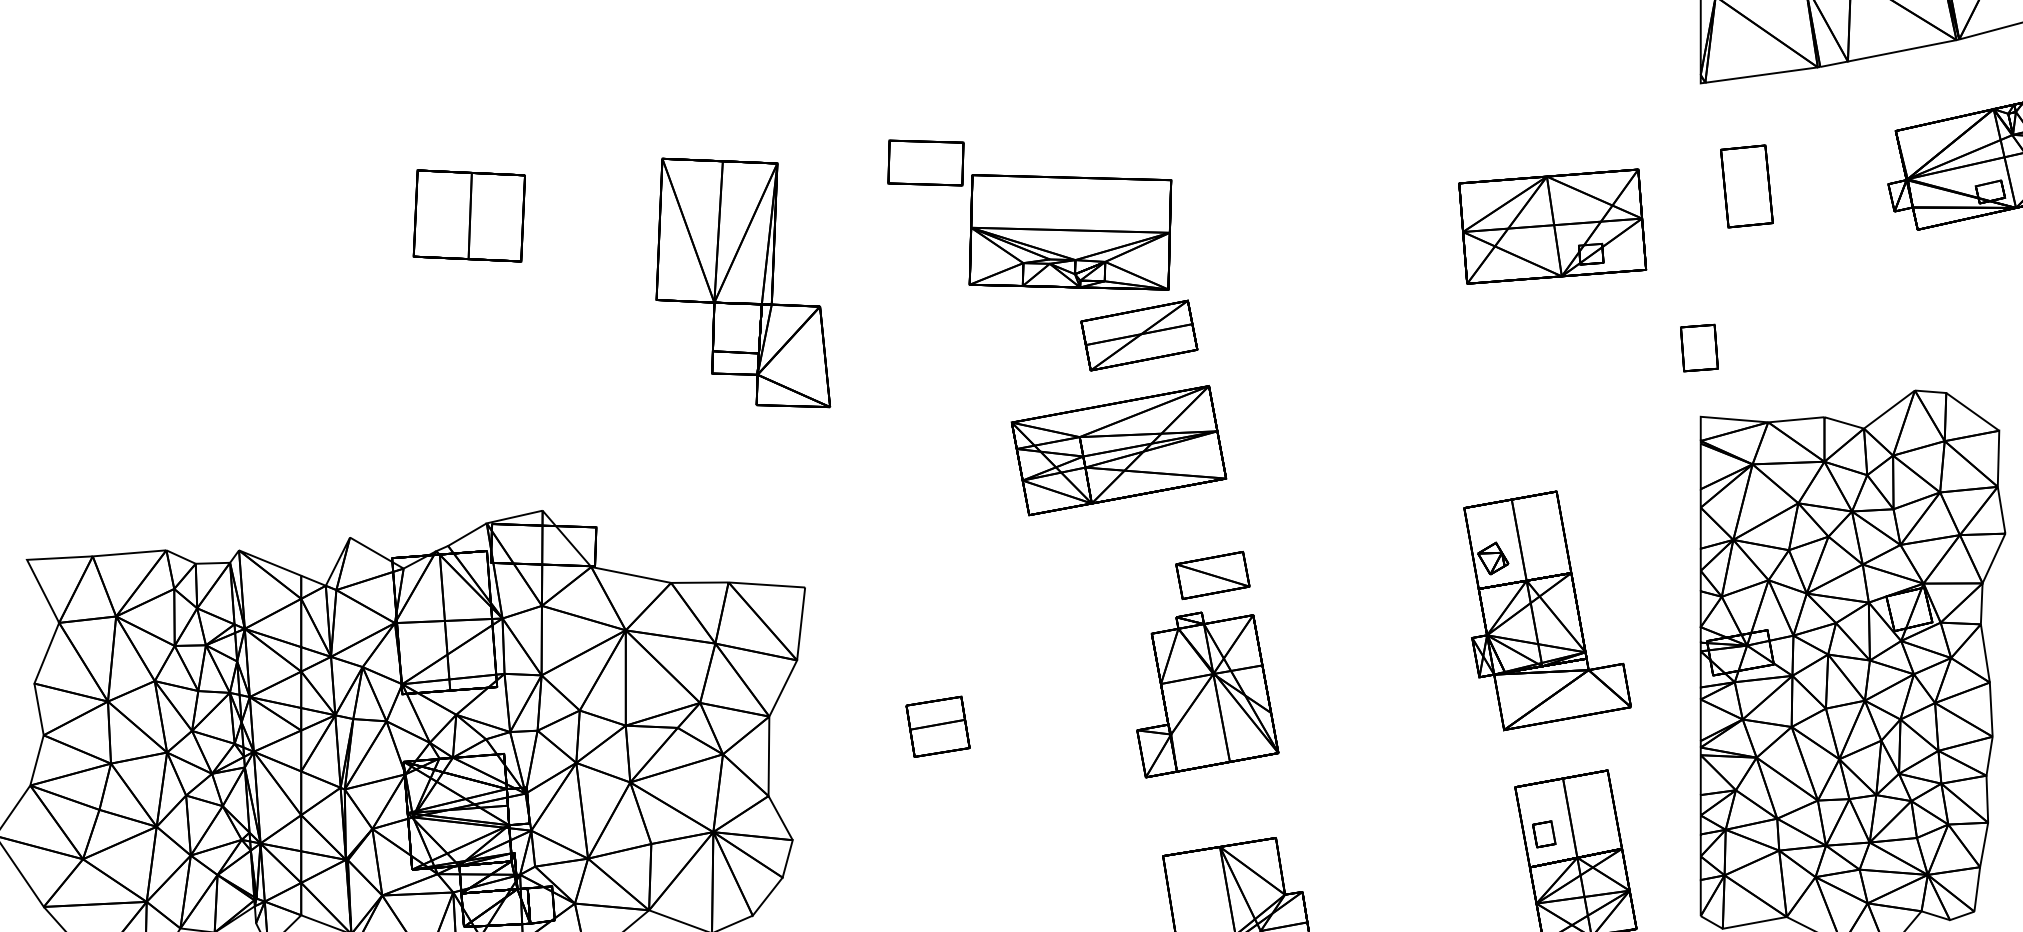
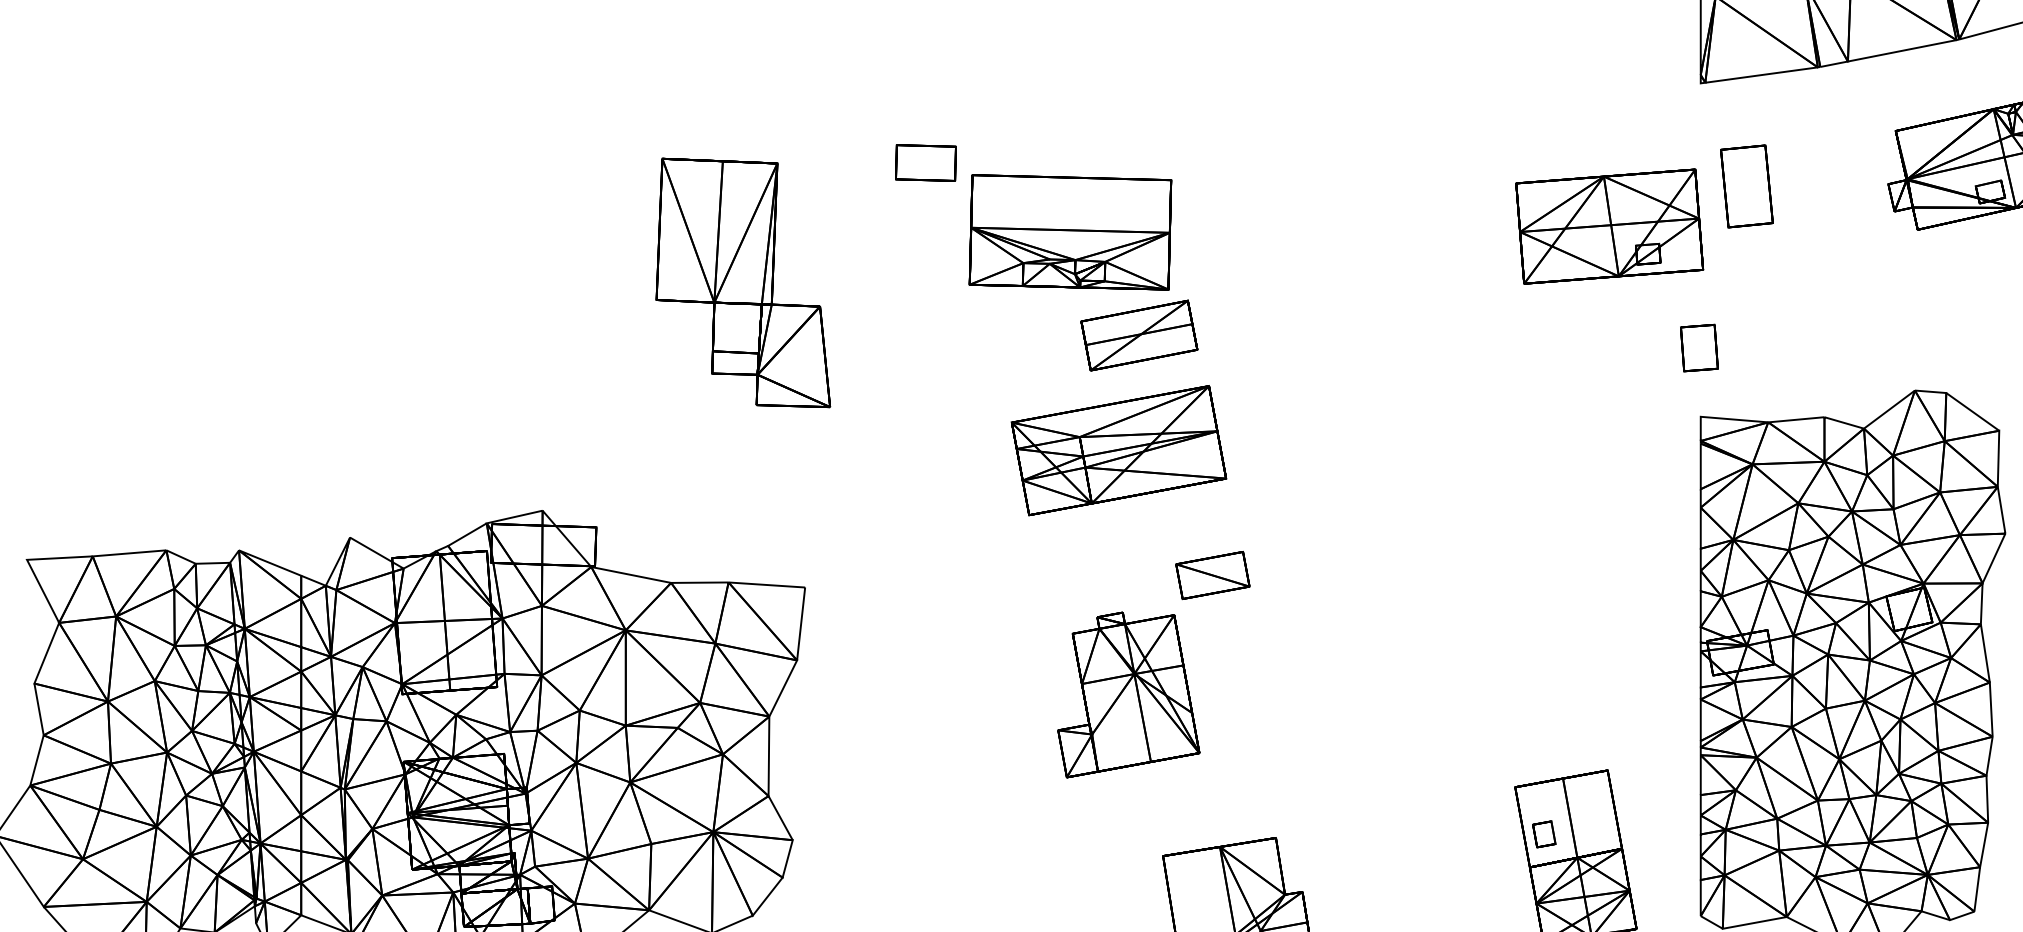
part size: 78x48 px -> 62x38 px (925, 162)
part: present -> none (468, 215)
part position: (1552, 226) -> (1609, 226) (1609, 226)
part: present -> none (1547, 610)
part position: (1207, 694) -> (1128, 694) (1128, 694)
part: present -> none (937, 726)
